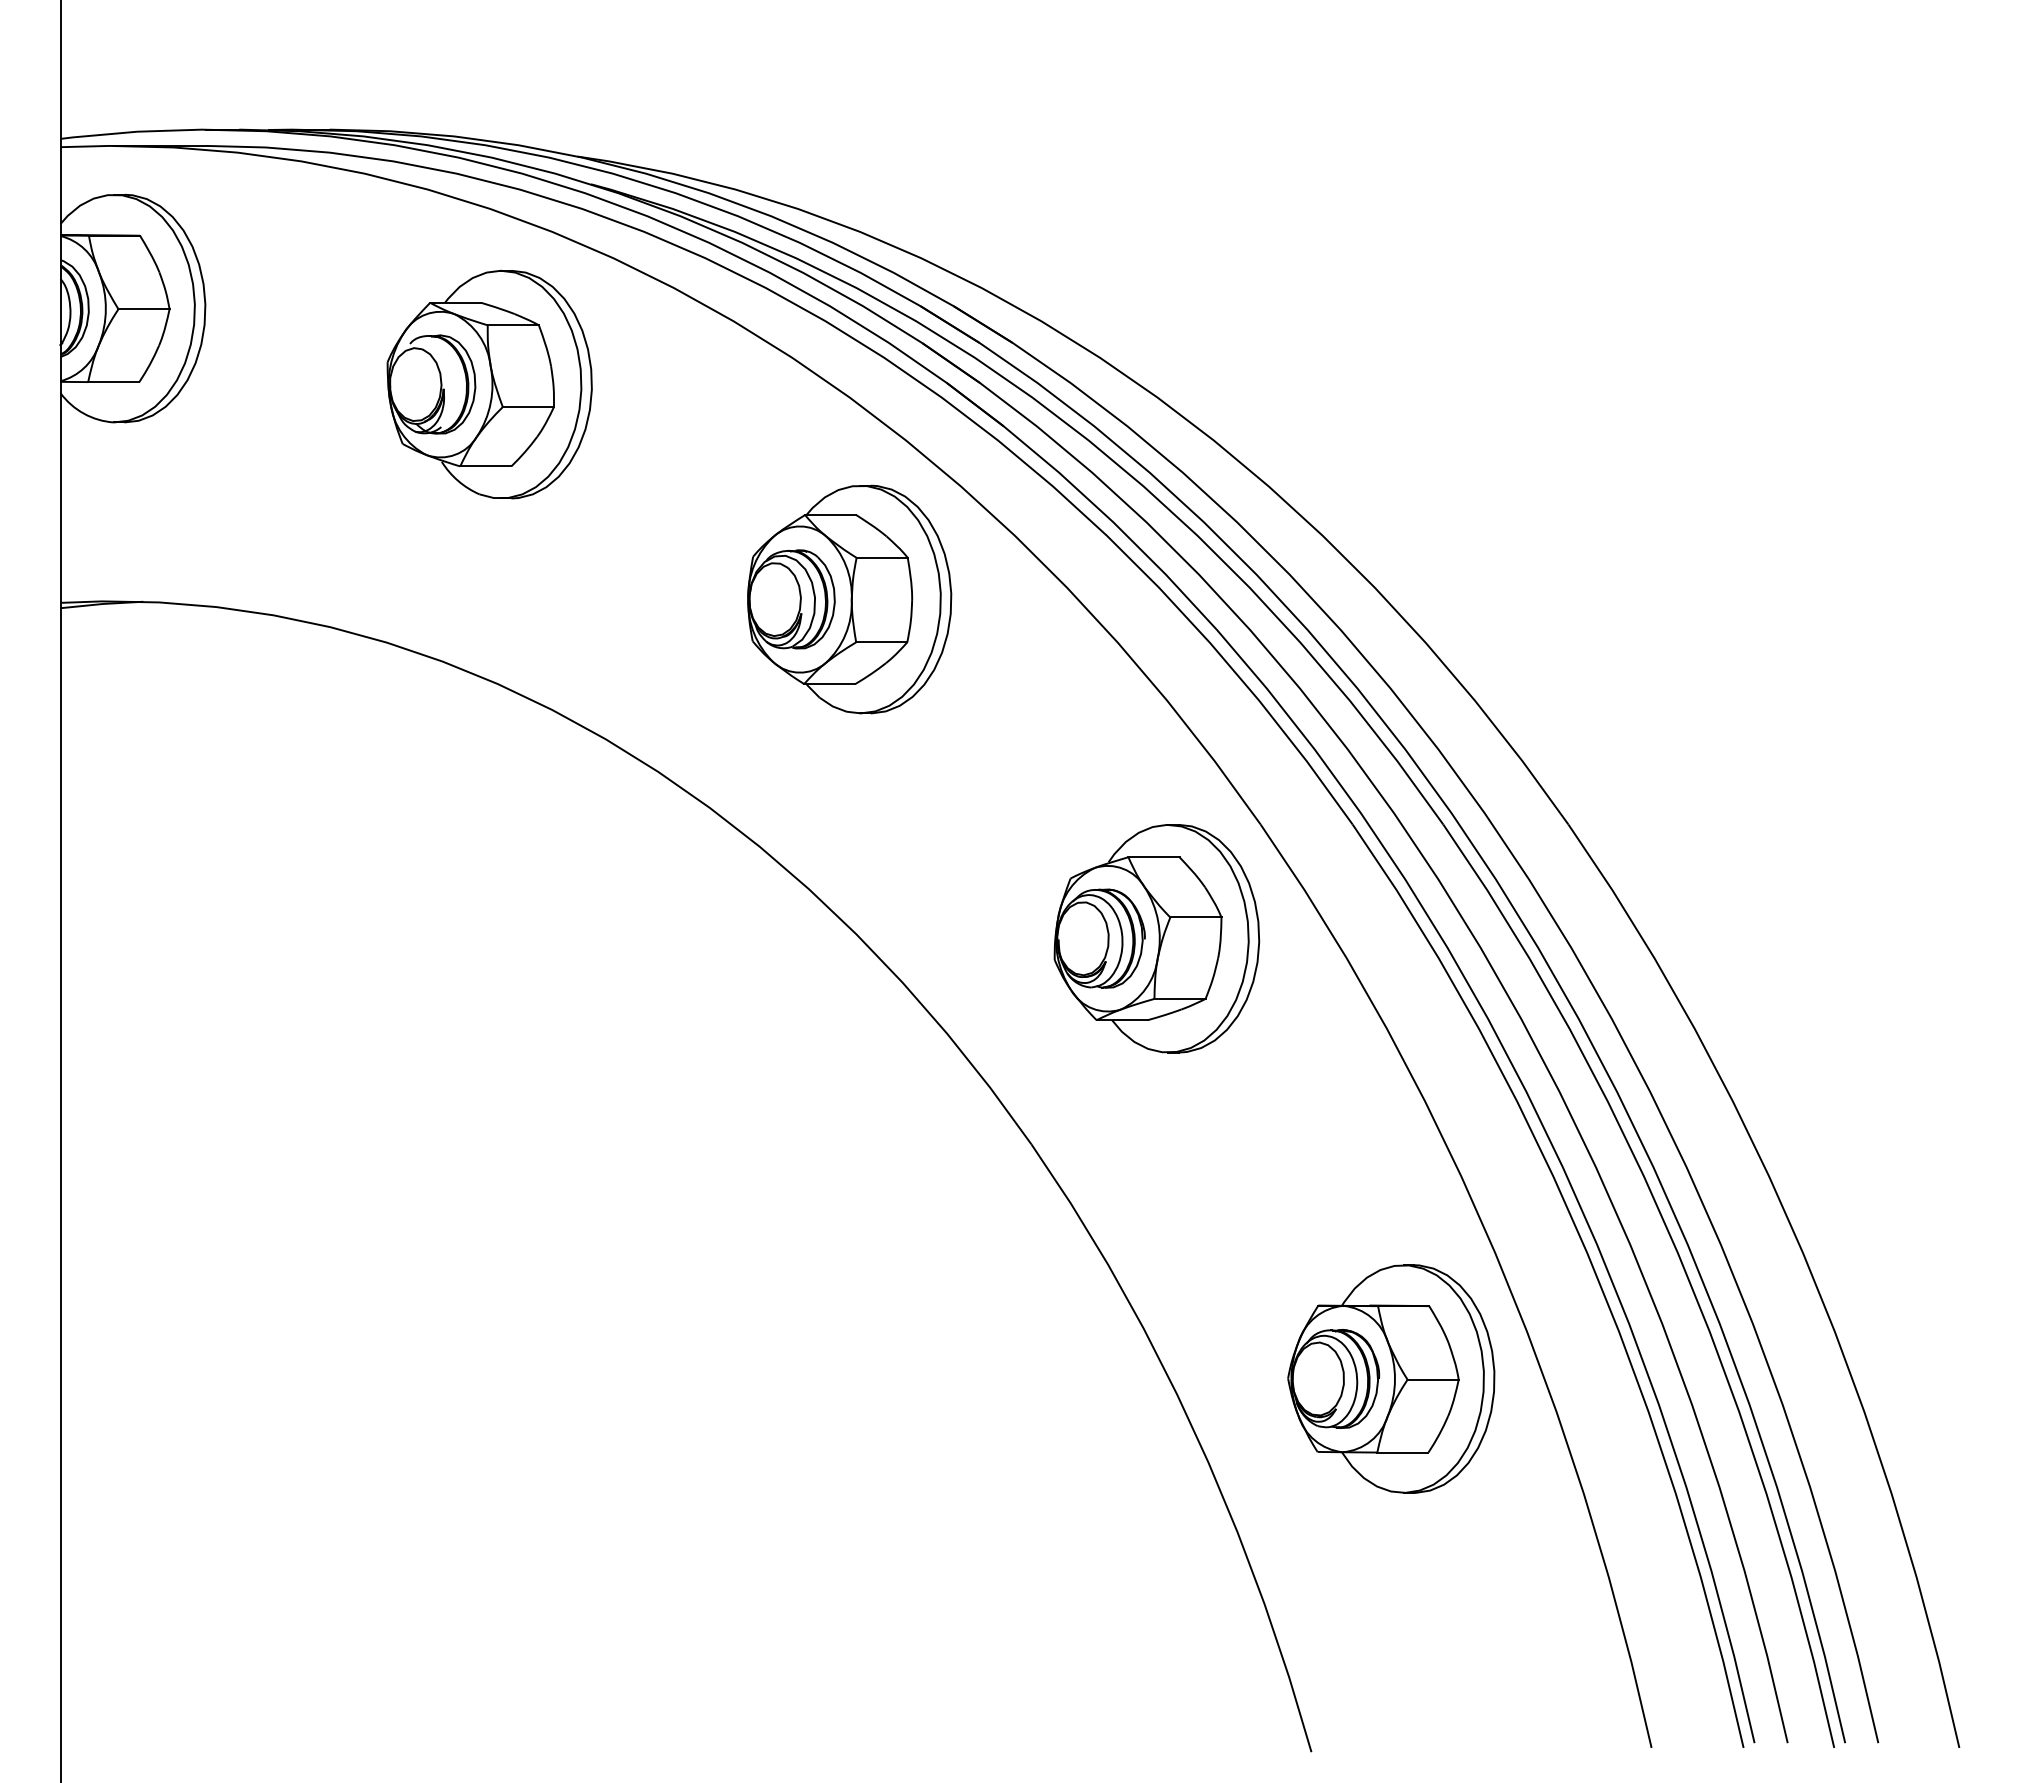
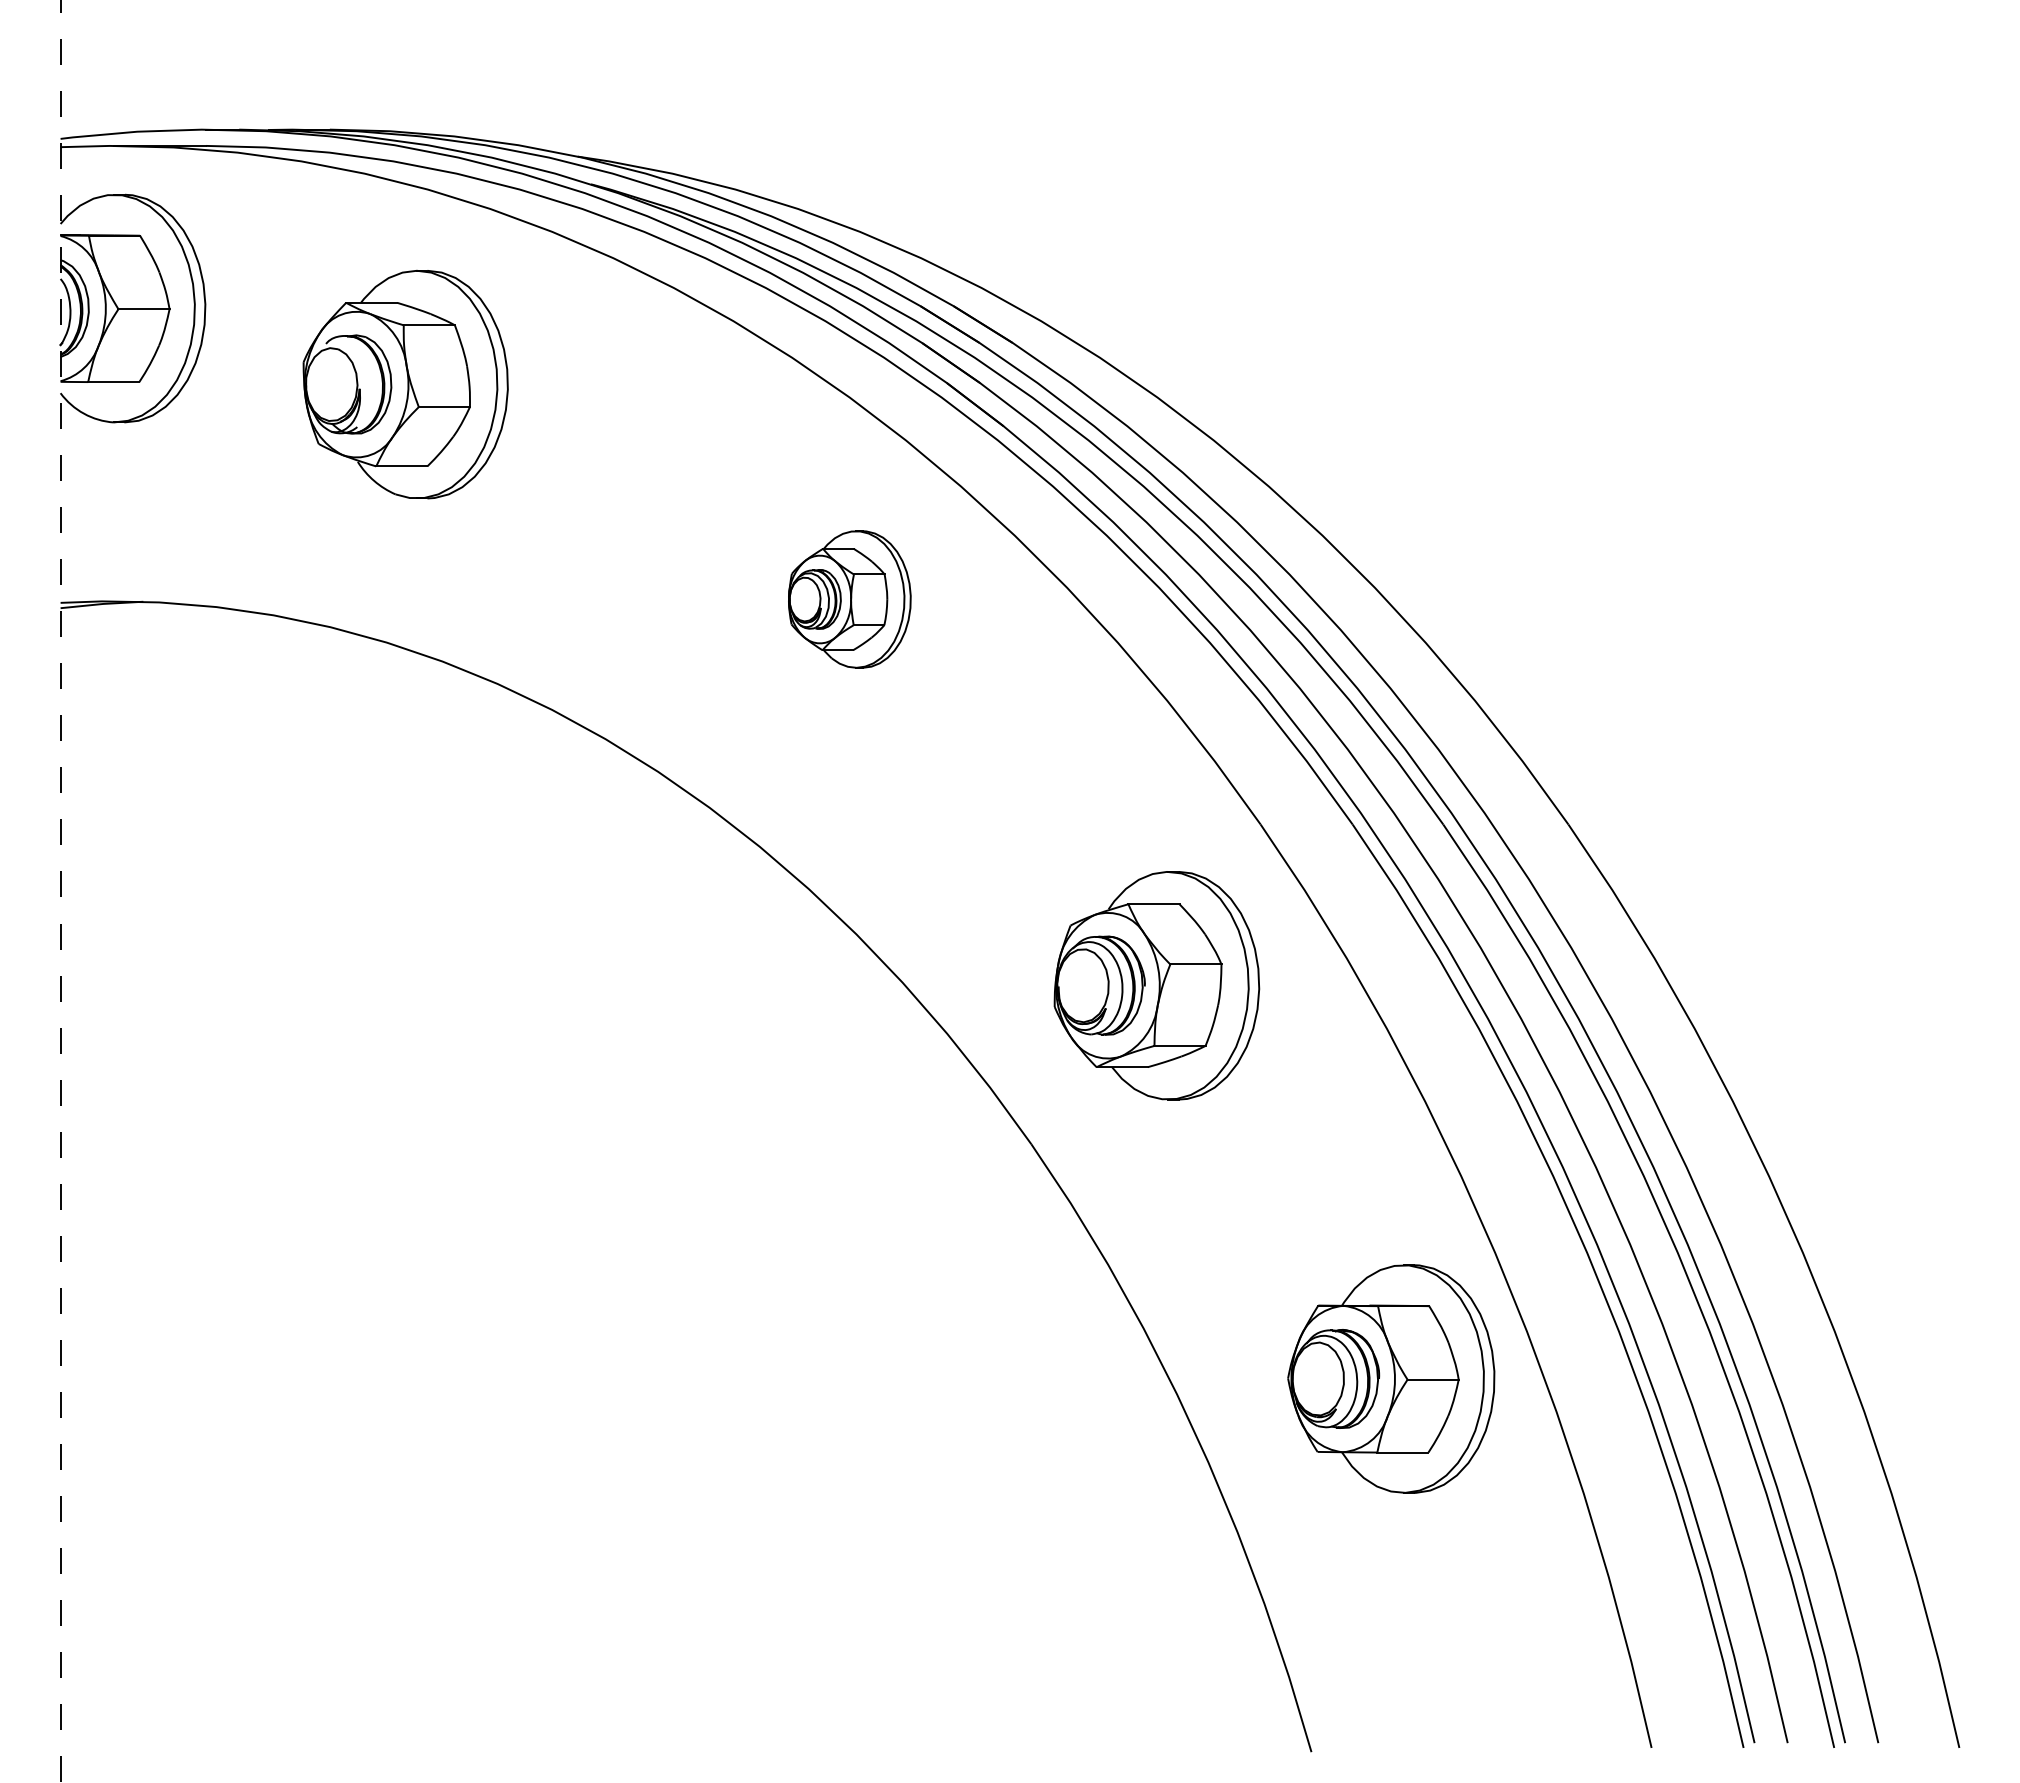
part position: (489, 384) -> (405, 384) (405, 384)
part size: 206x231 px -> 124x139 px (849, 599)
line: solid -> dashed (60, 891)
part position: (1156, 938) -> (1156, 985) (1156, 985)
